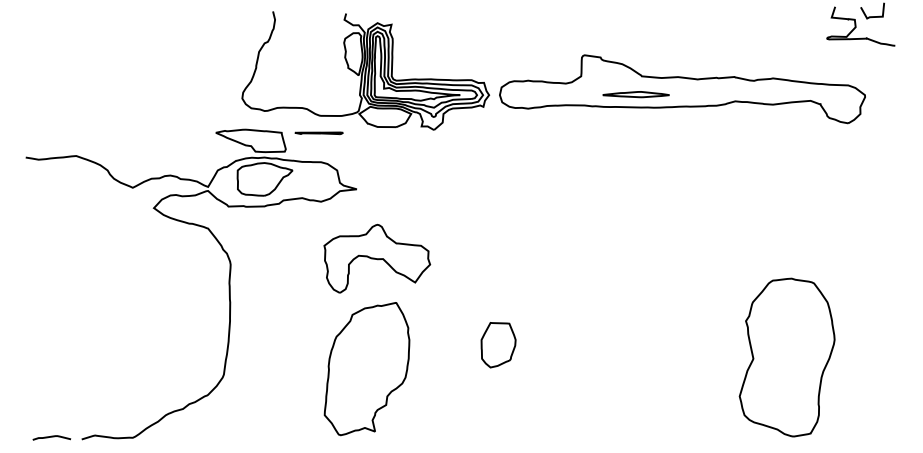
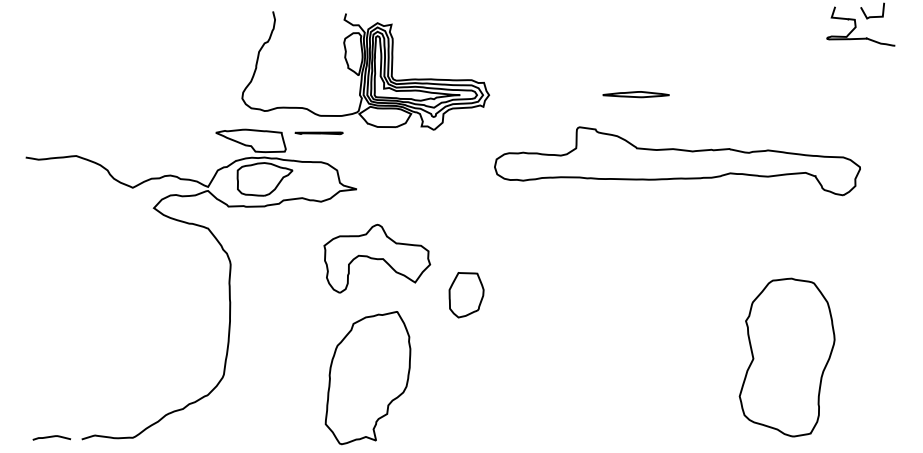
part position: (682, 89) -> (677, 161) (677, 161)
part position: (498, 345) -> (466, 295) (466, 295)
part position: (366, 369) -> (367, 378) (367, 378)
